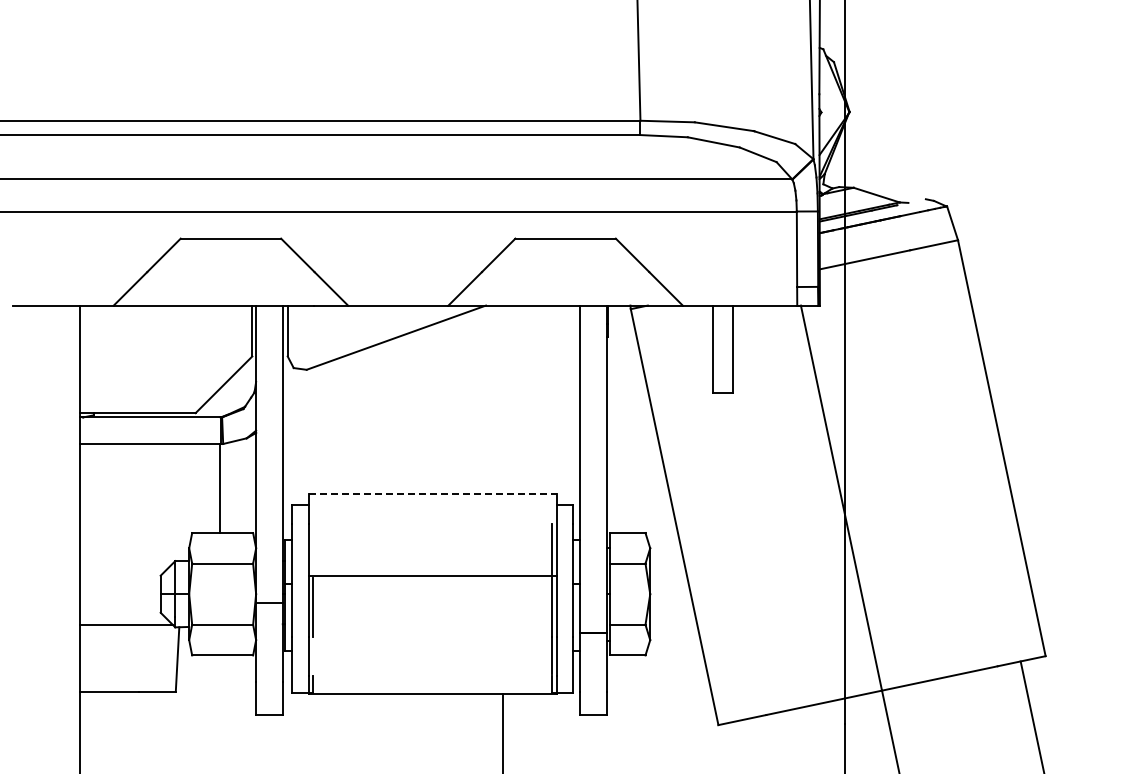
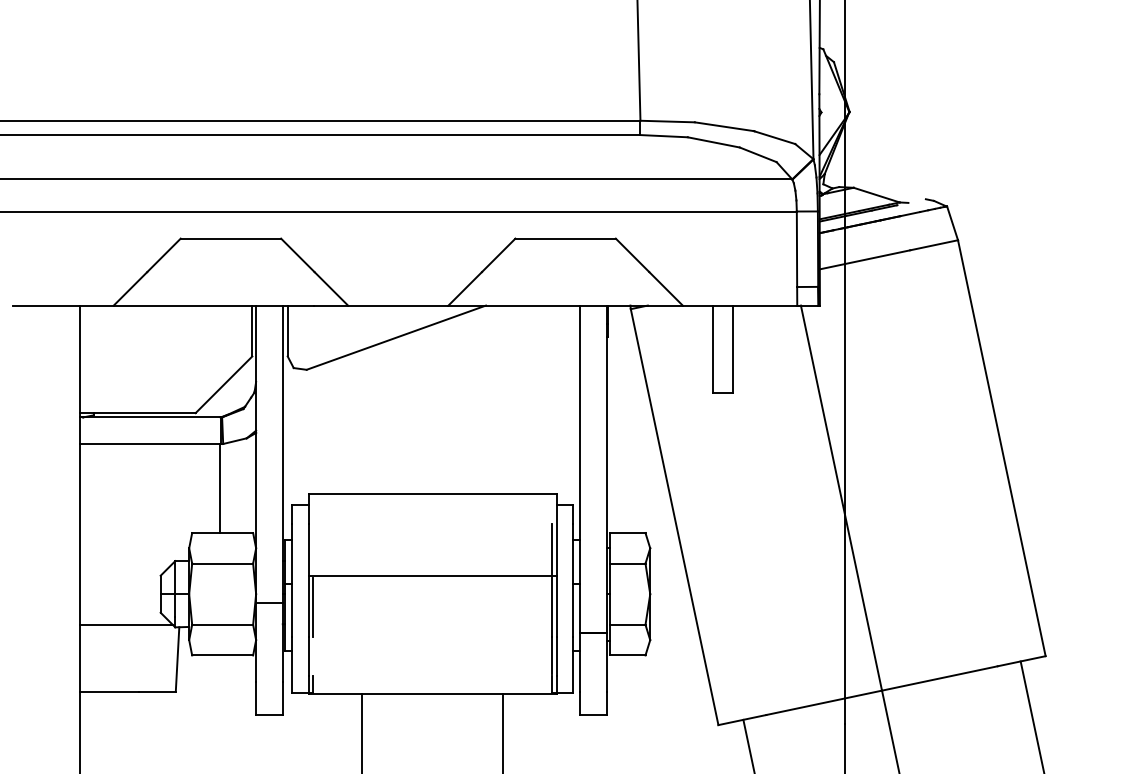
line: dashed -> solid (432, 494)
line: none -> present (361, 732)
line: none -> present (748, 744)
